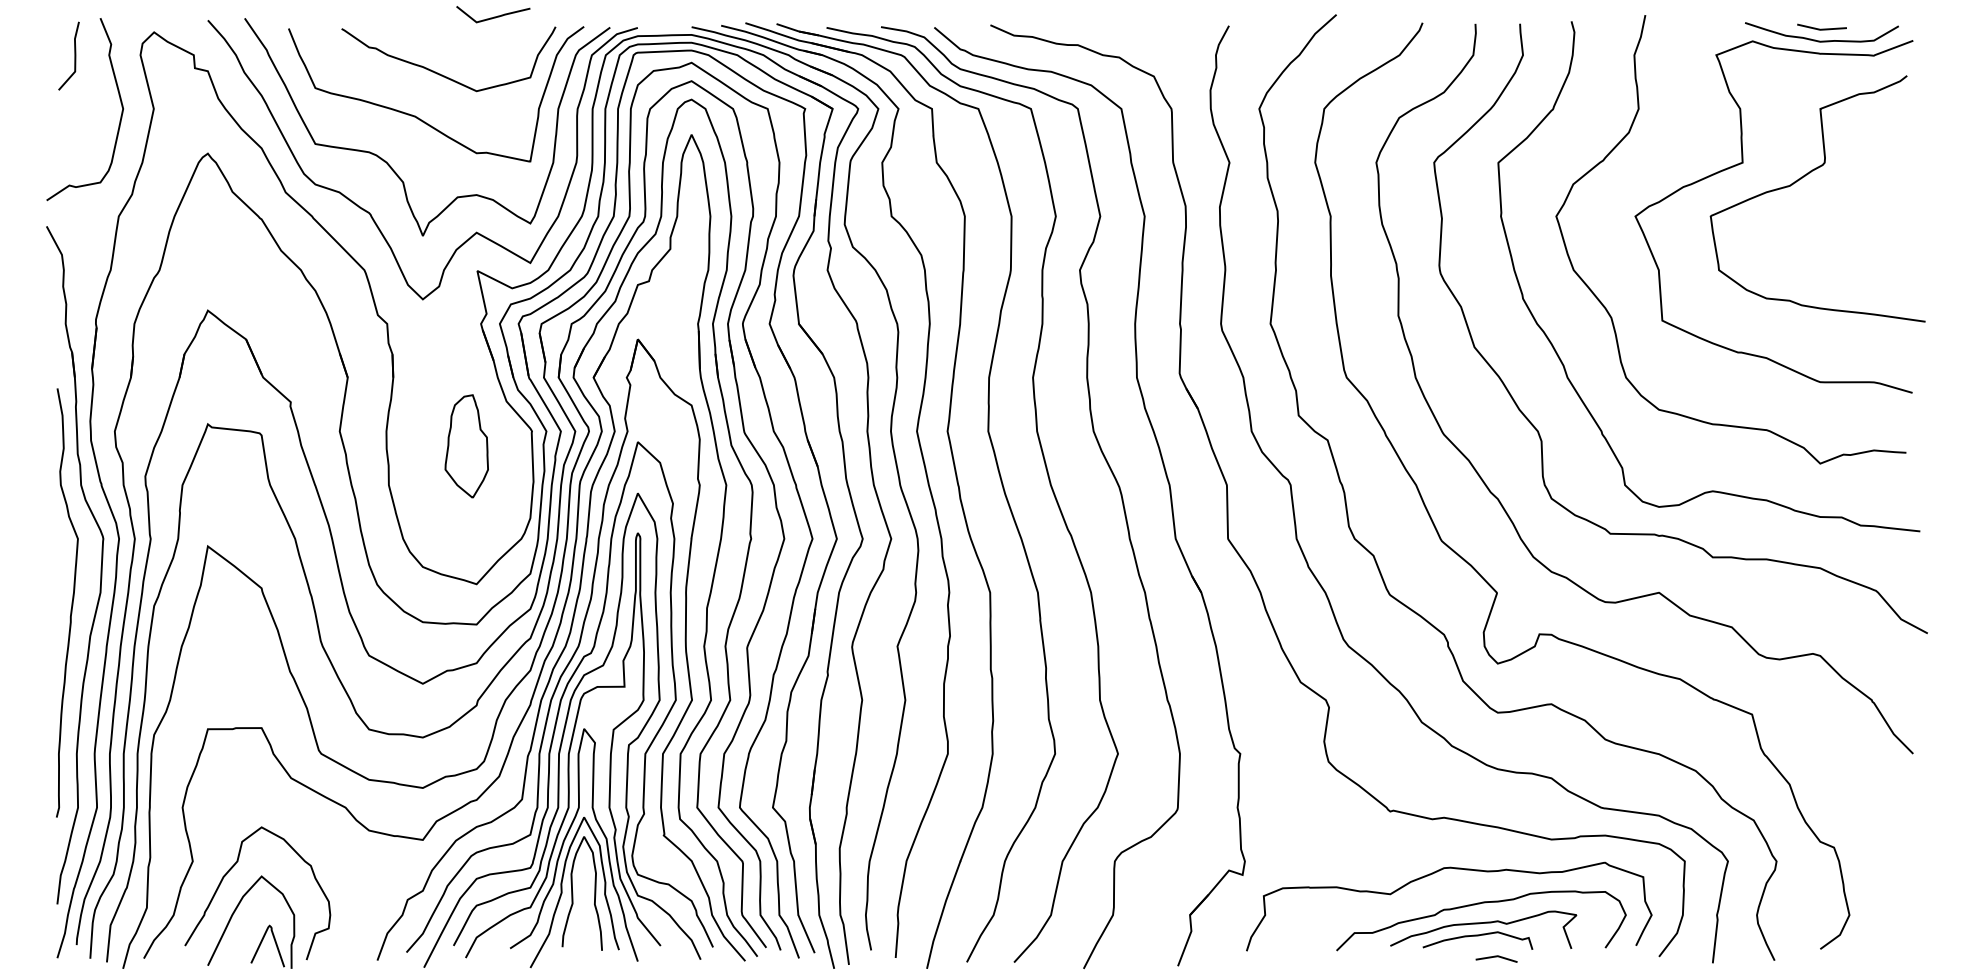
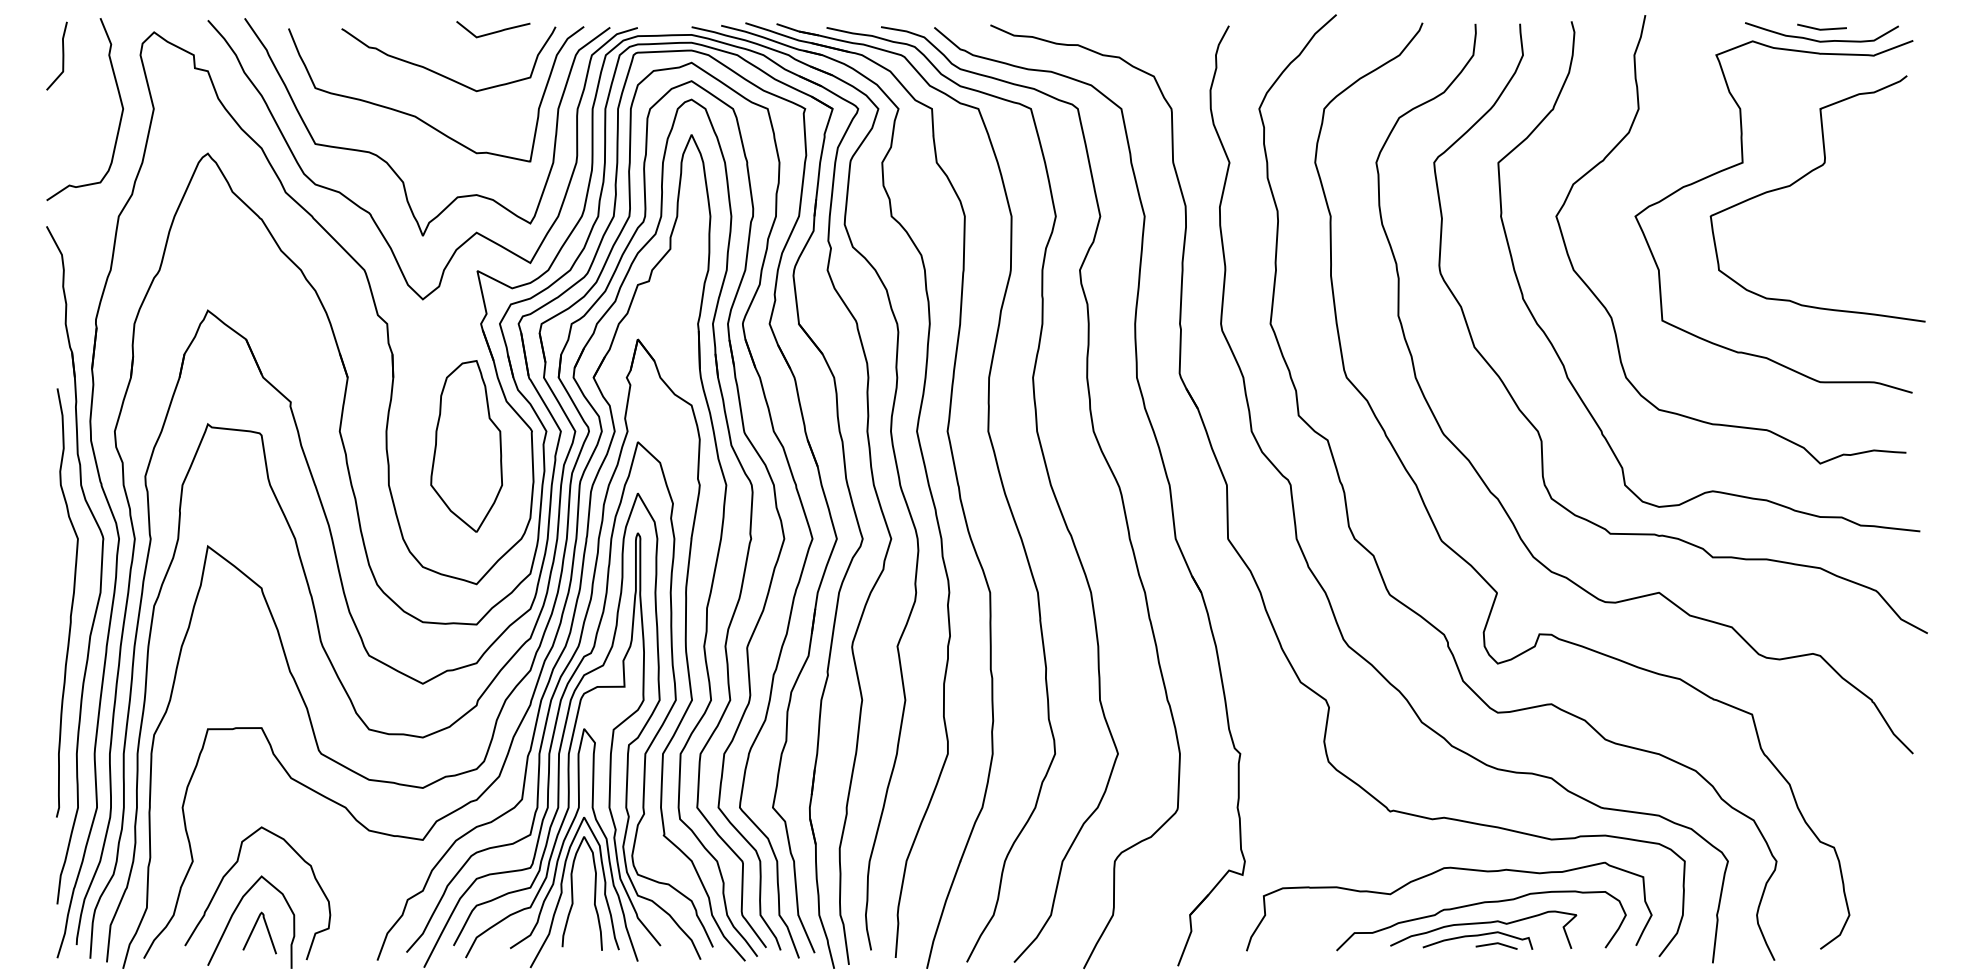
line position: (494, 16) -> (494, 31) (494, 31)
line position: (74, 55) -> (62, 55) (62, 55)
part size: 45x105 px -> 74x173 px (466, 446)
curve position: (262, 942) -> (254, 929) (254, 929)
line position: (1496, 957) -> (1496, 944) (1496, 944)
